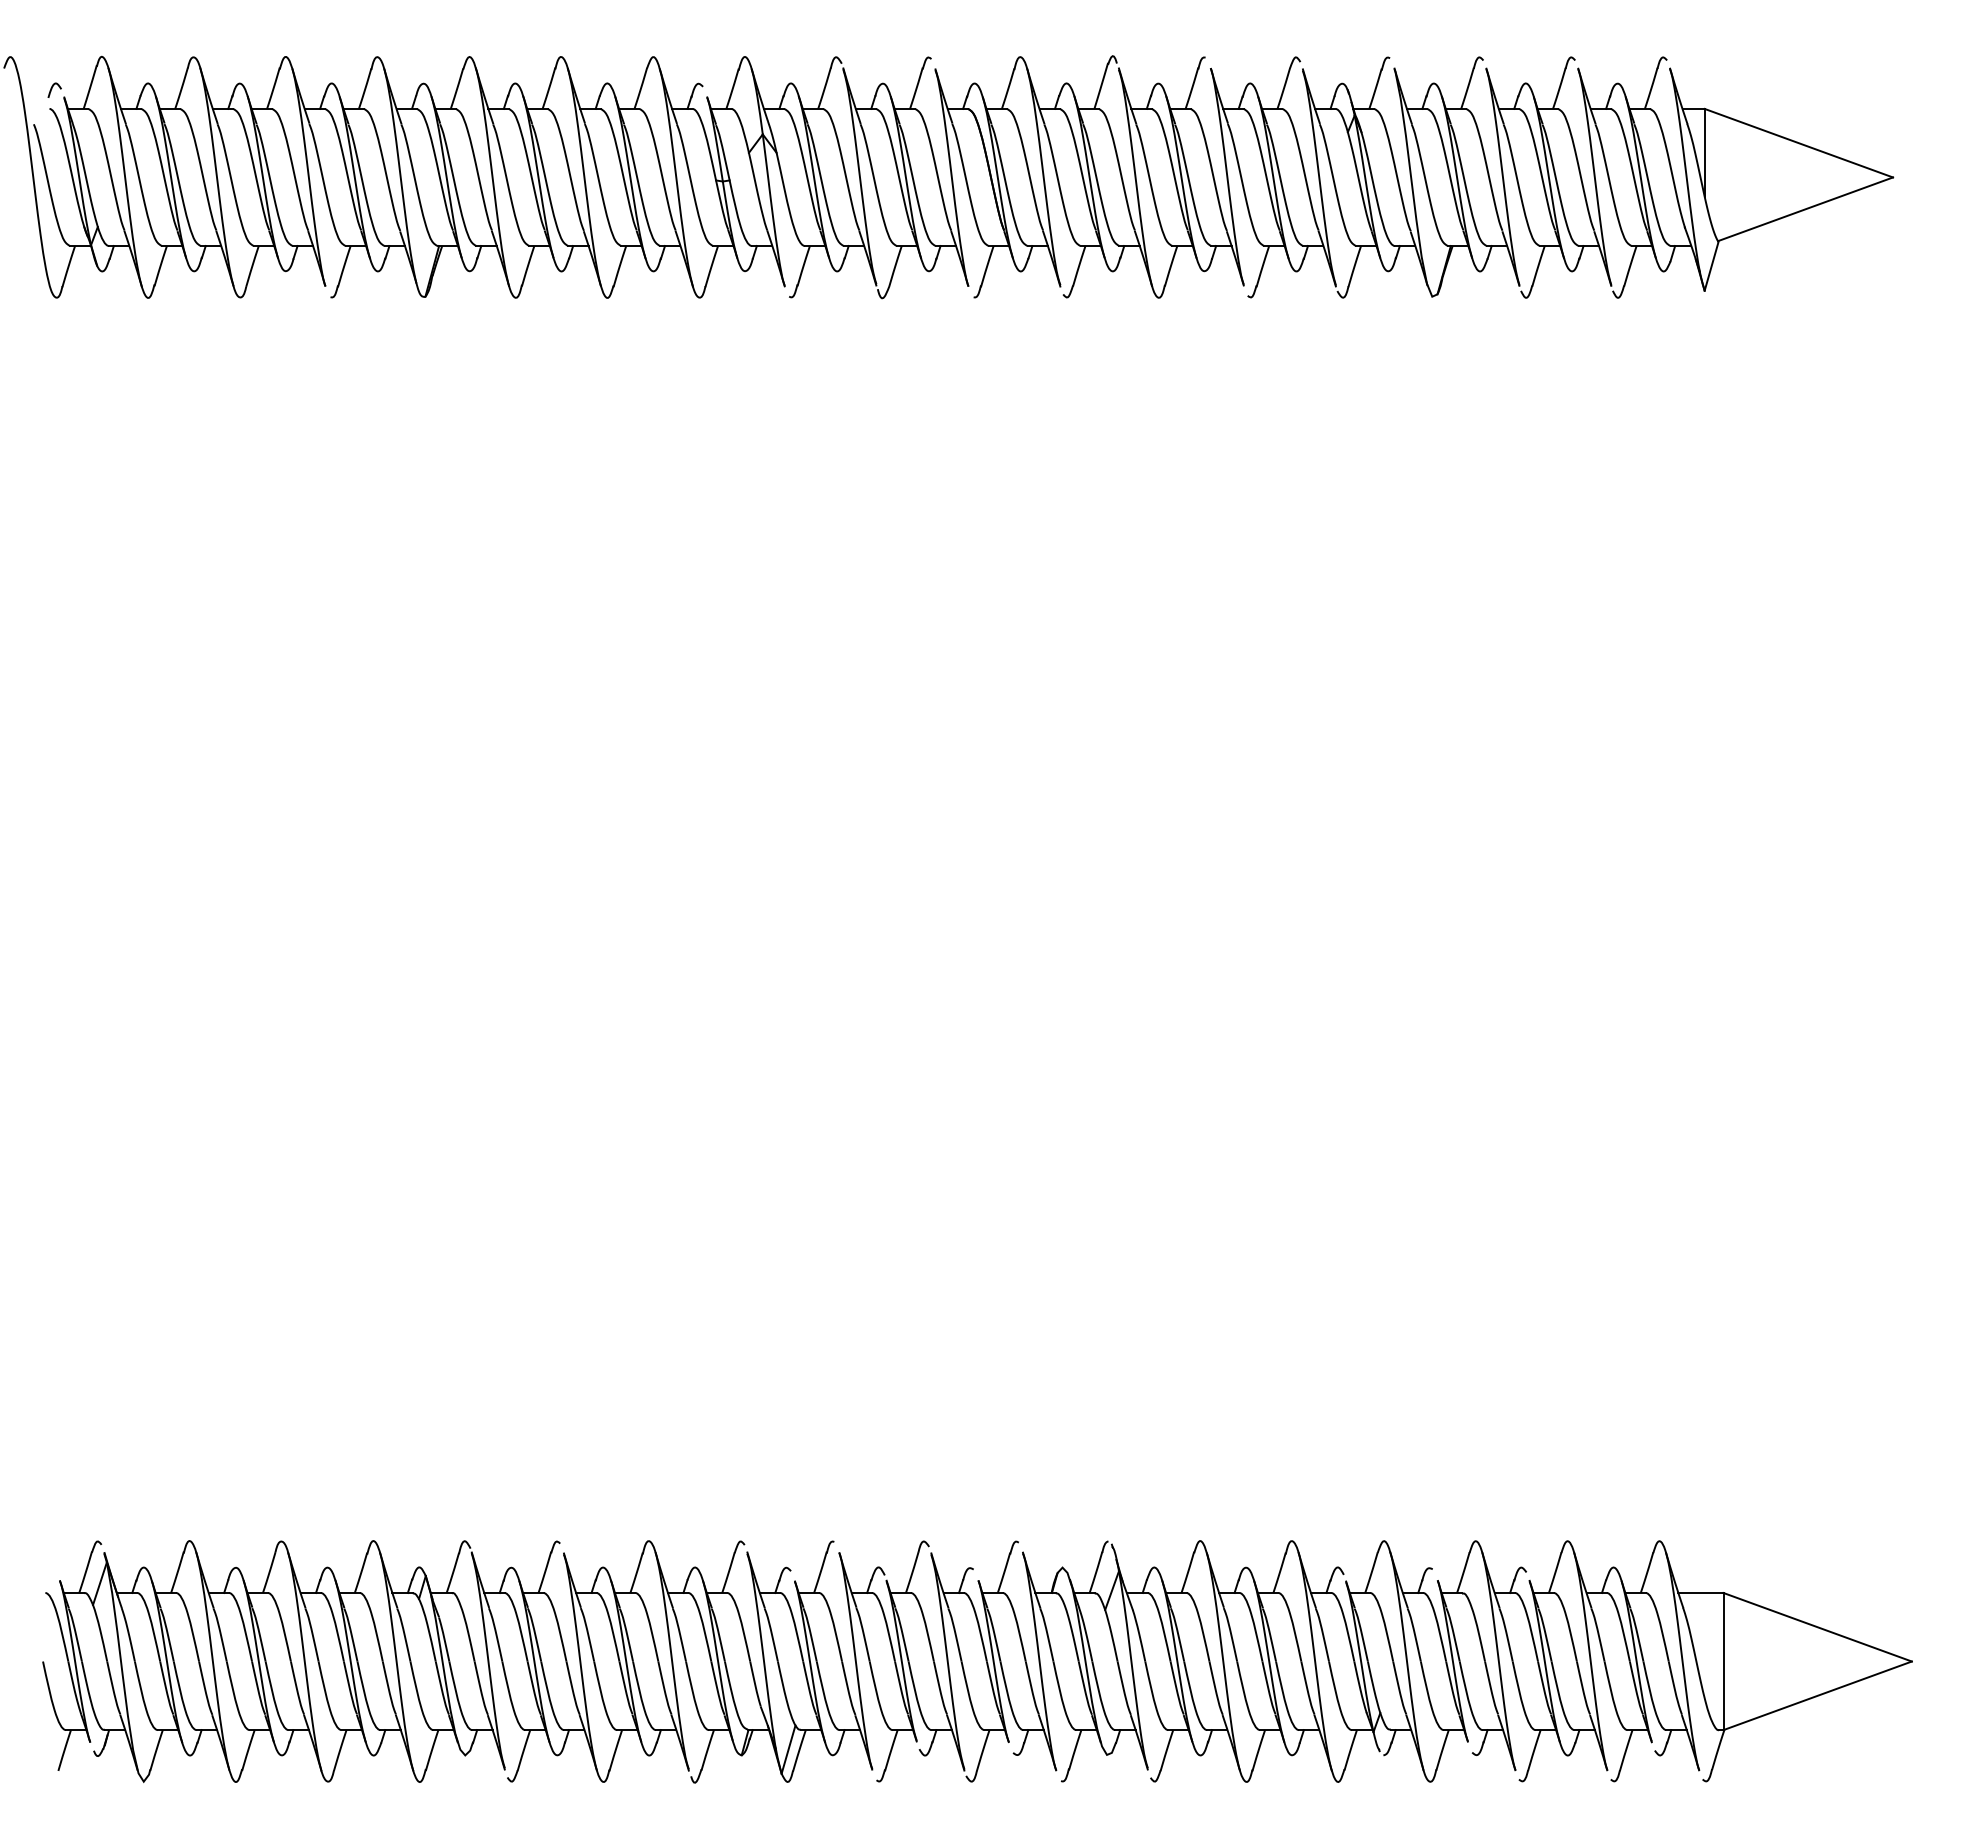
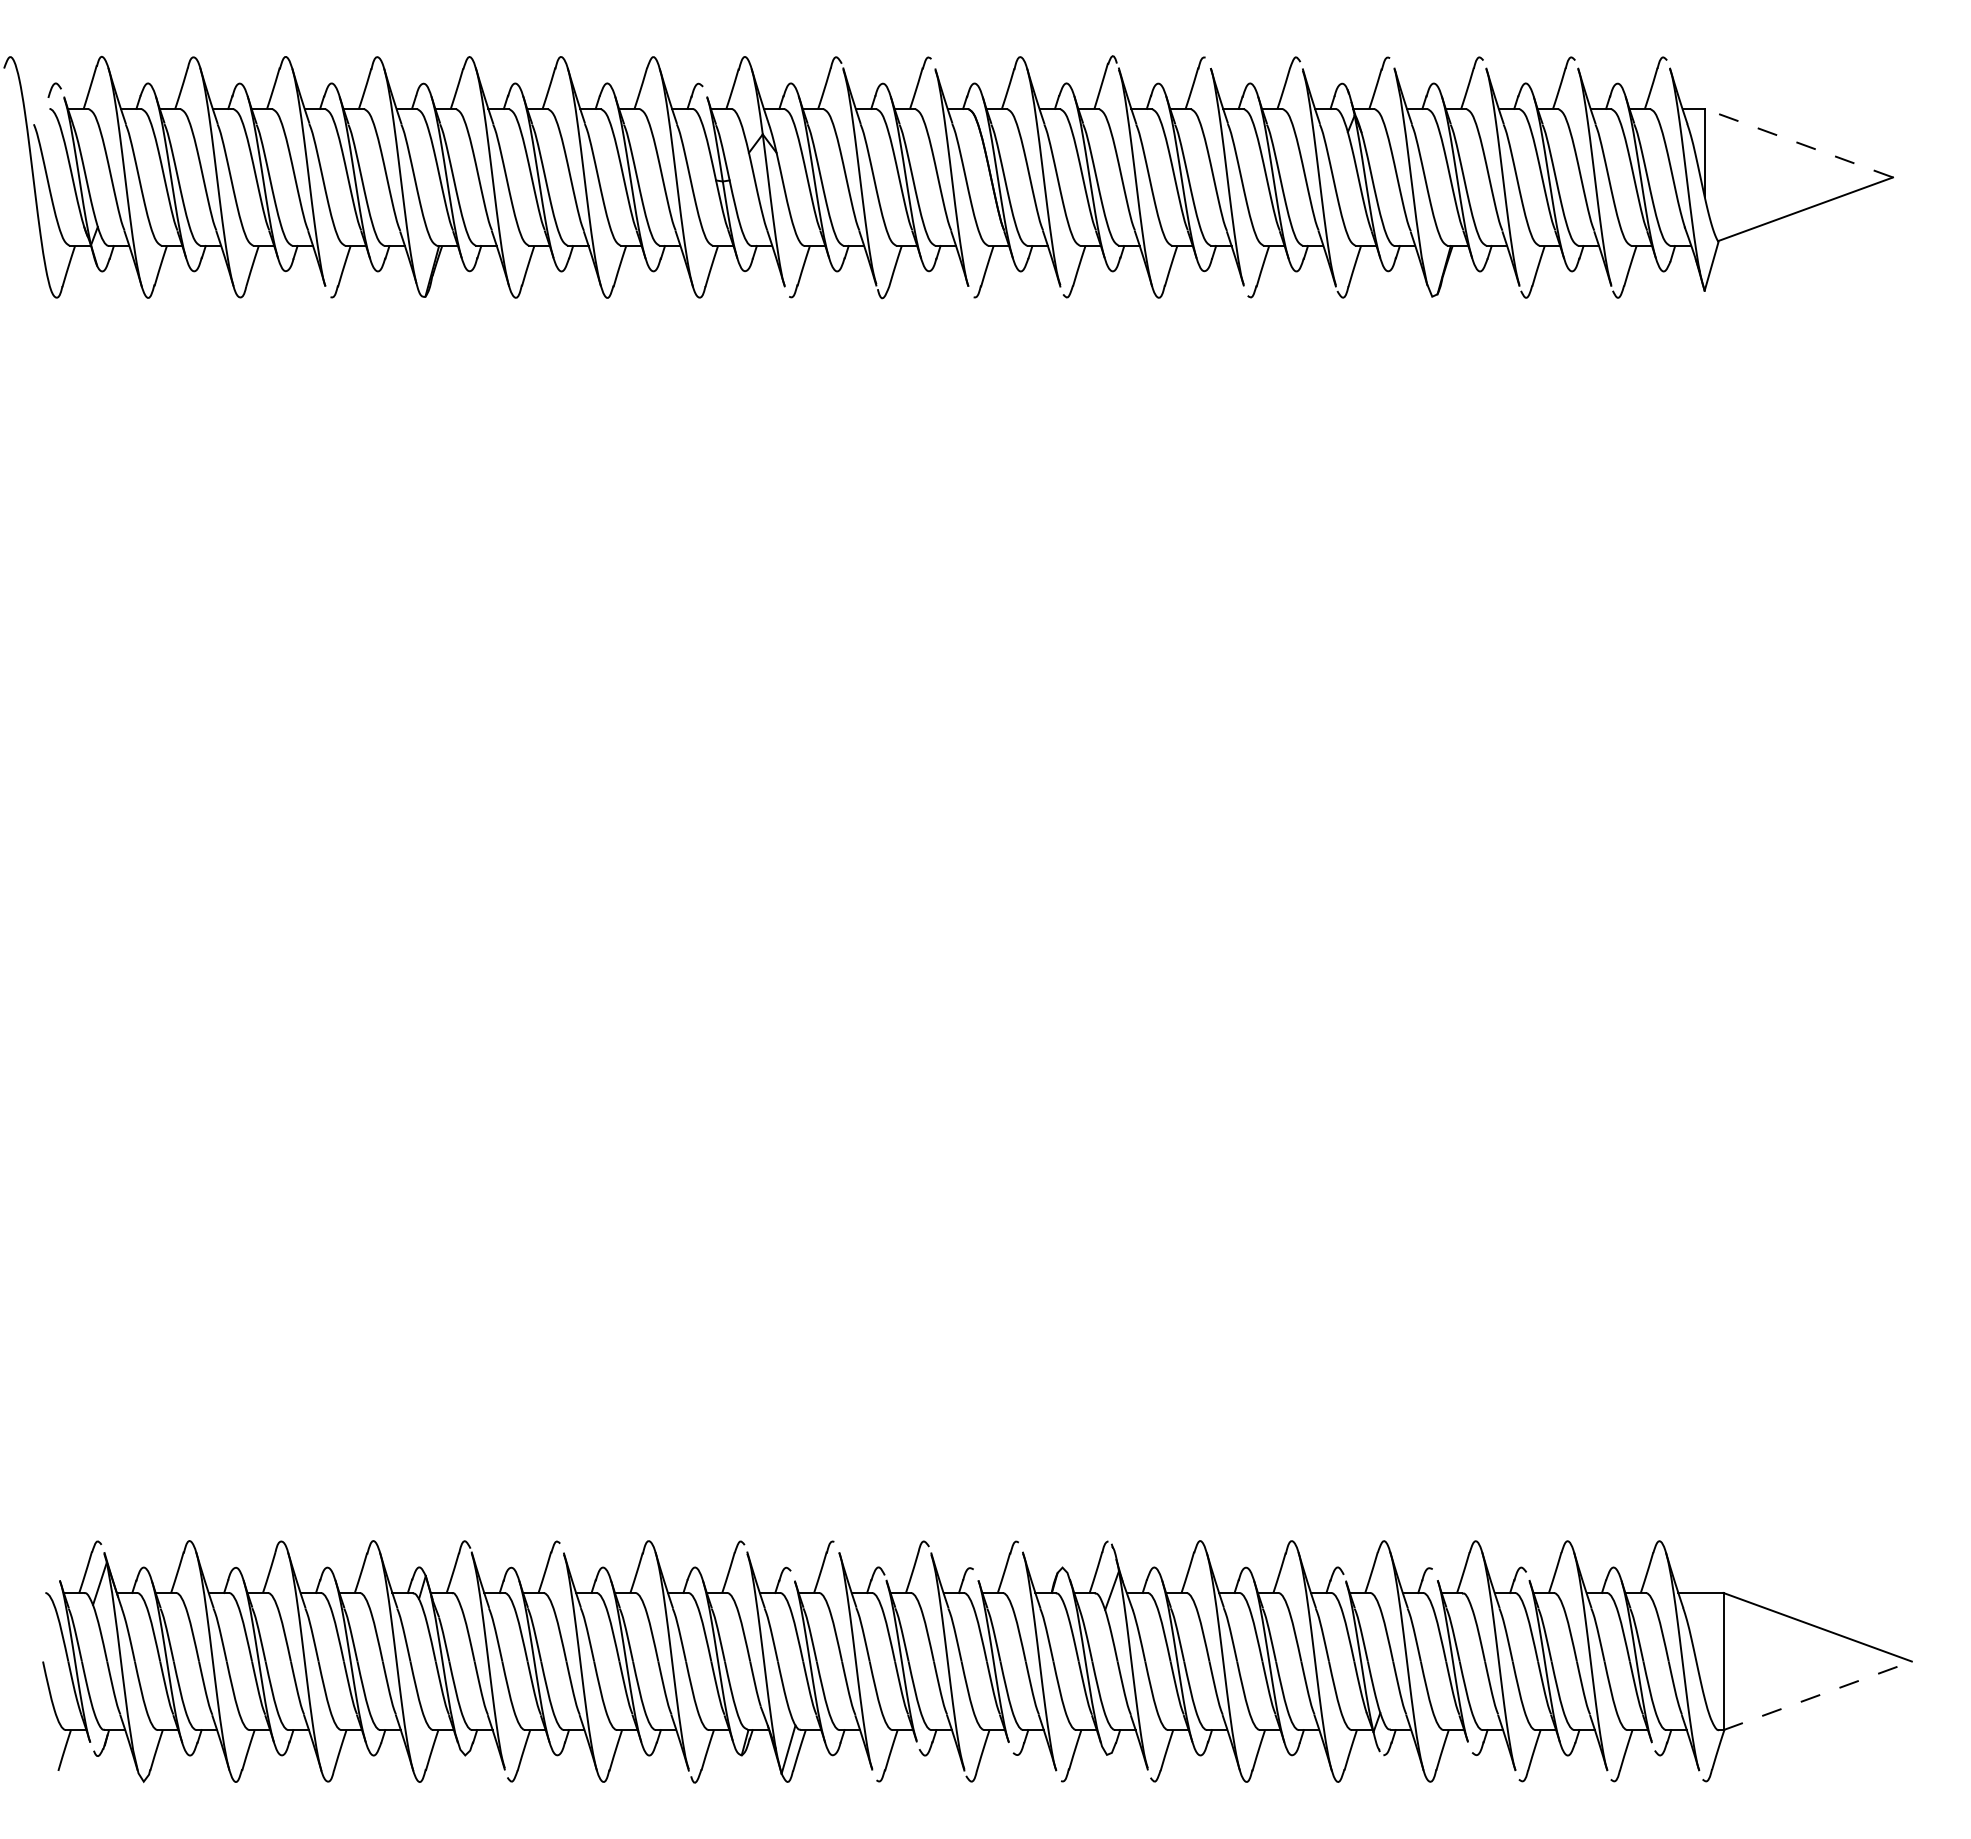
line: solid -> dashed (1798, 143)
line: solid -> dashed (1818, 1695)
